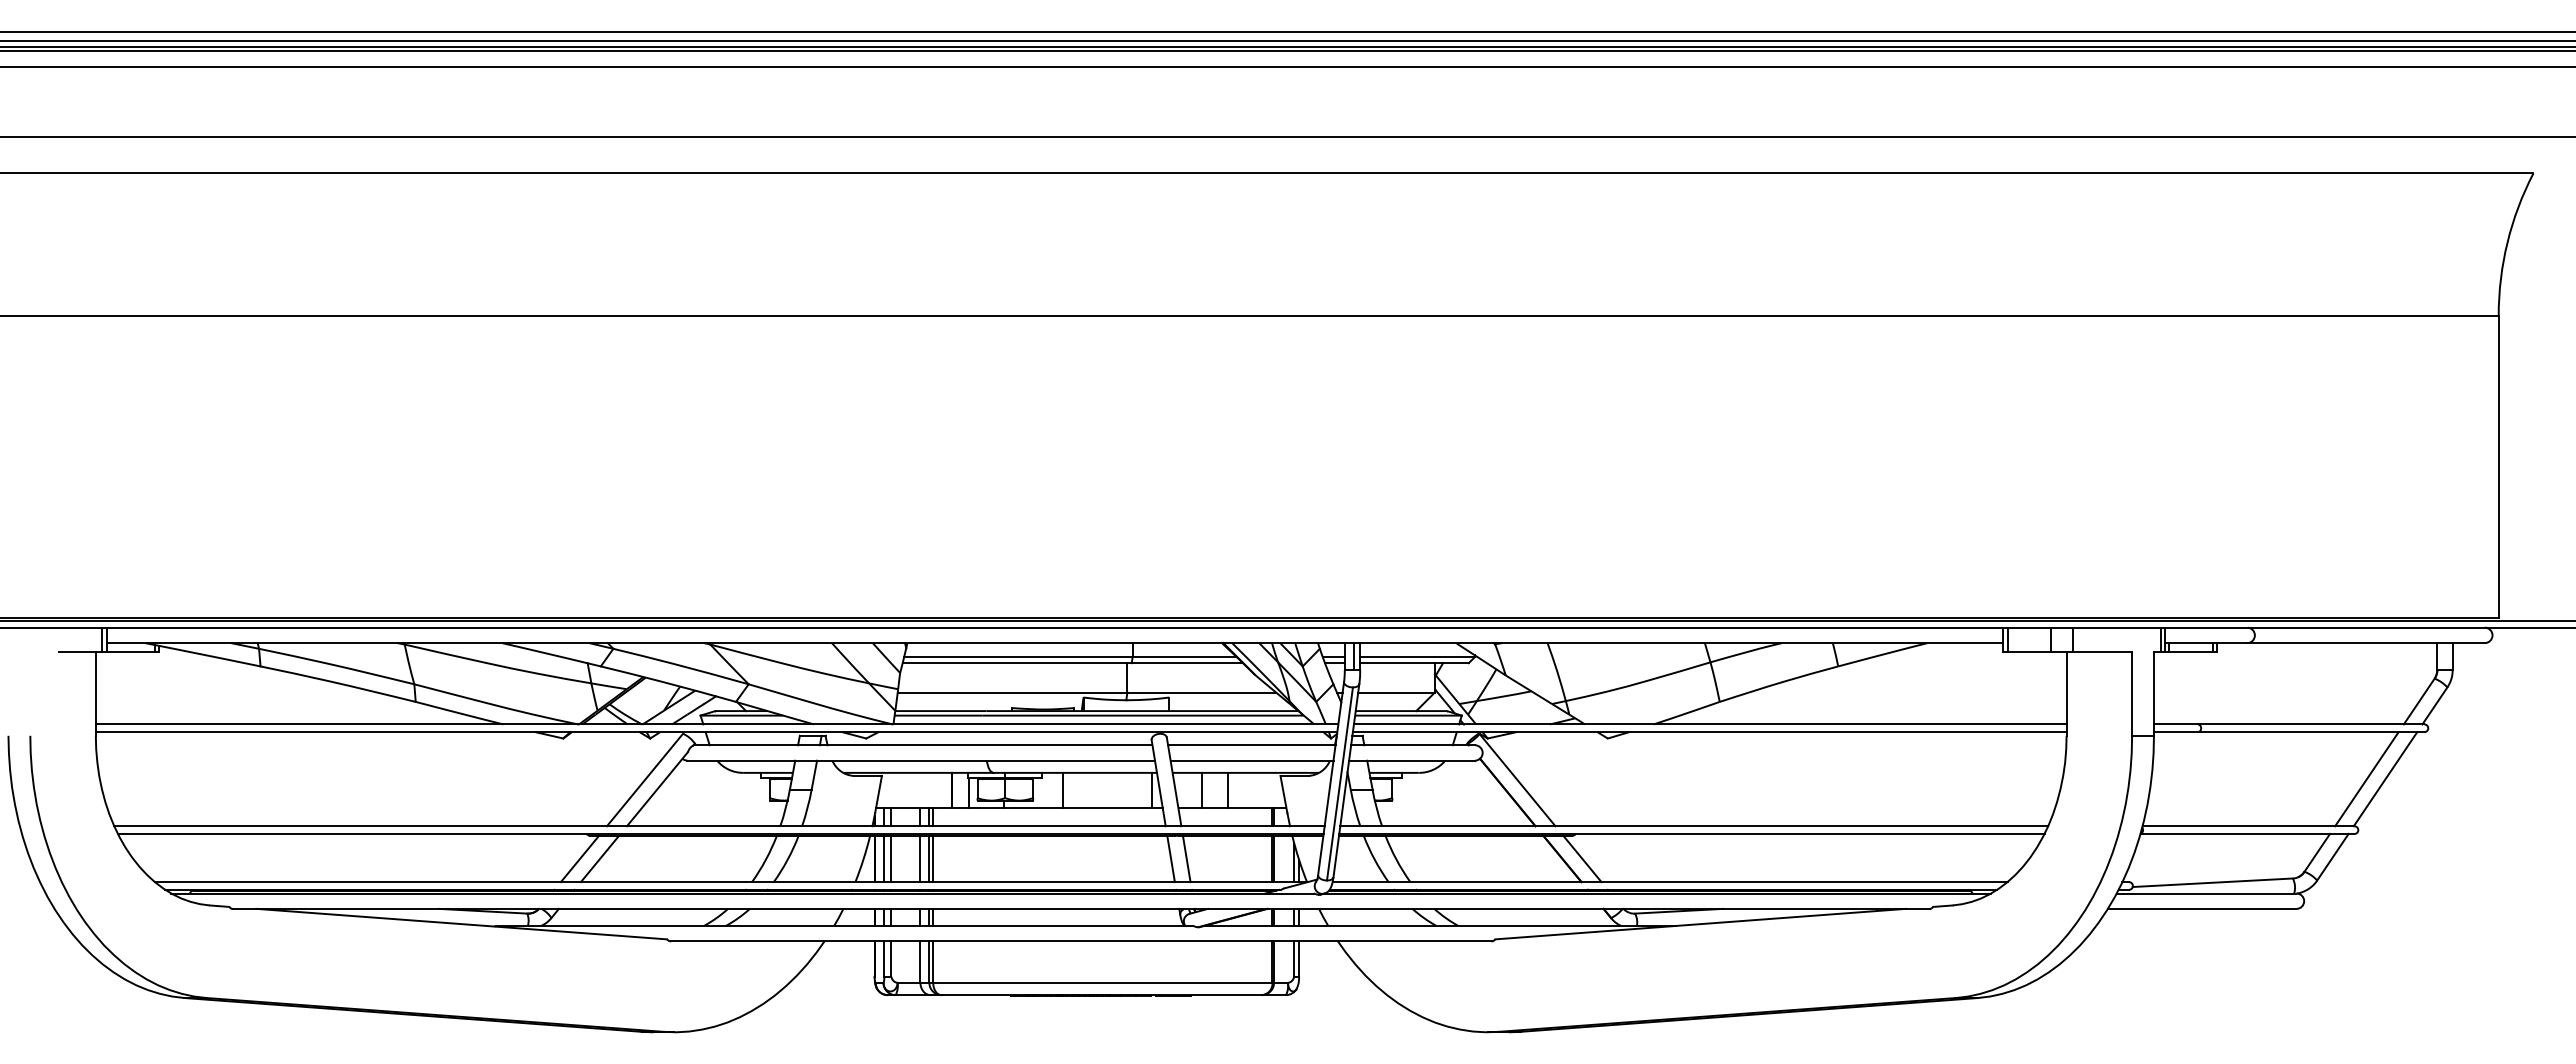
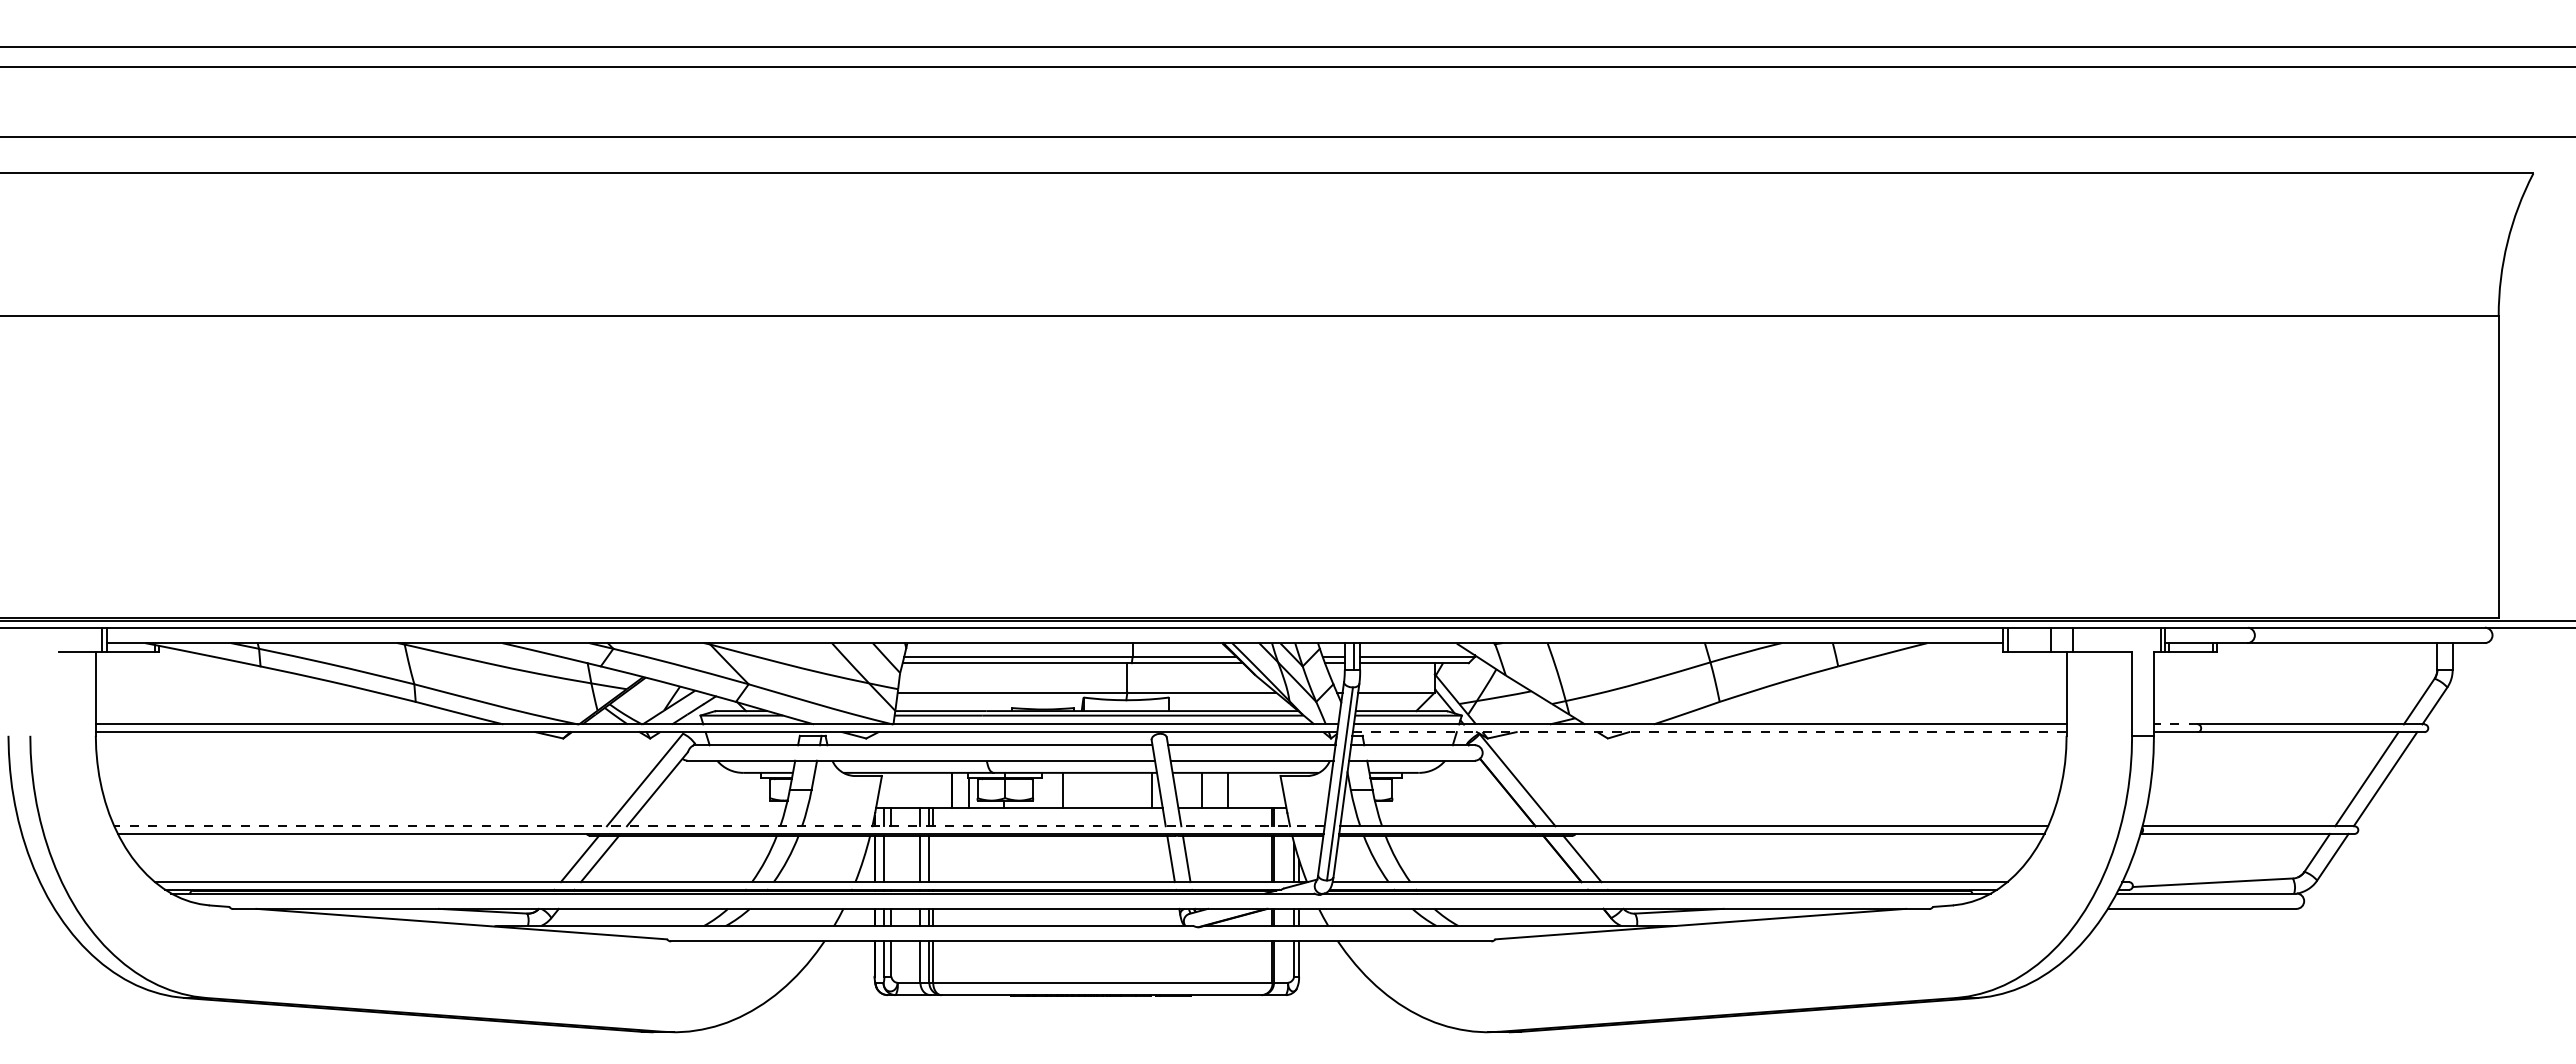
line: present -> none (1287, 31)
line: present -> none (1287, 40)
line: present -> none (1287, 51)
line: solid -> dashed (2175, 724)
line: solid -> dashed (1709, 732)
line: solid -> dashed (718, 826)
line: present -> none (891, 858)
line: present -> none (933, 858)
